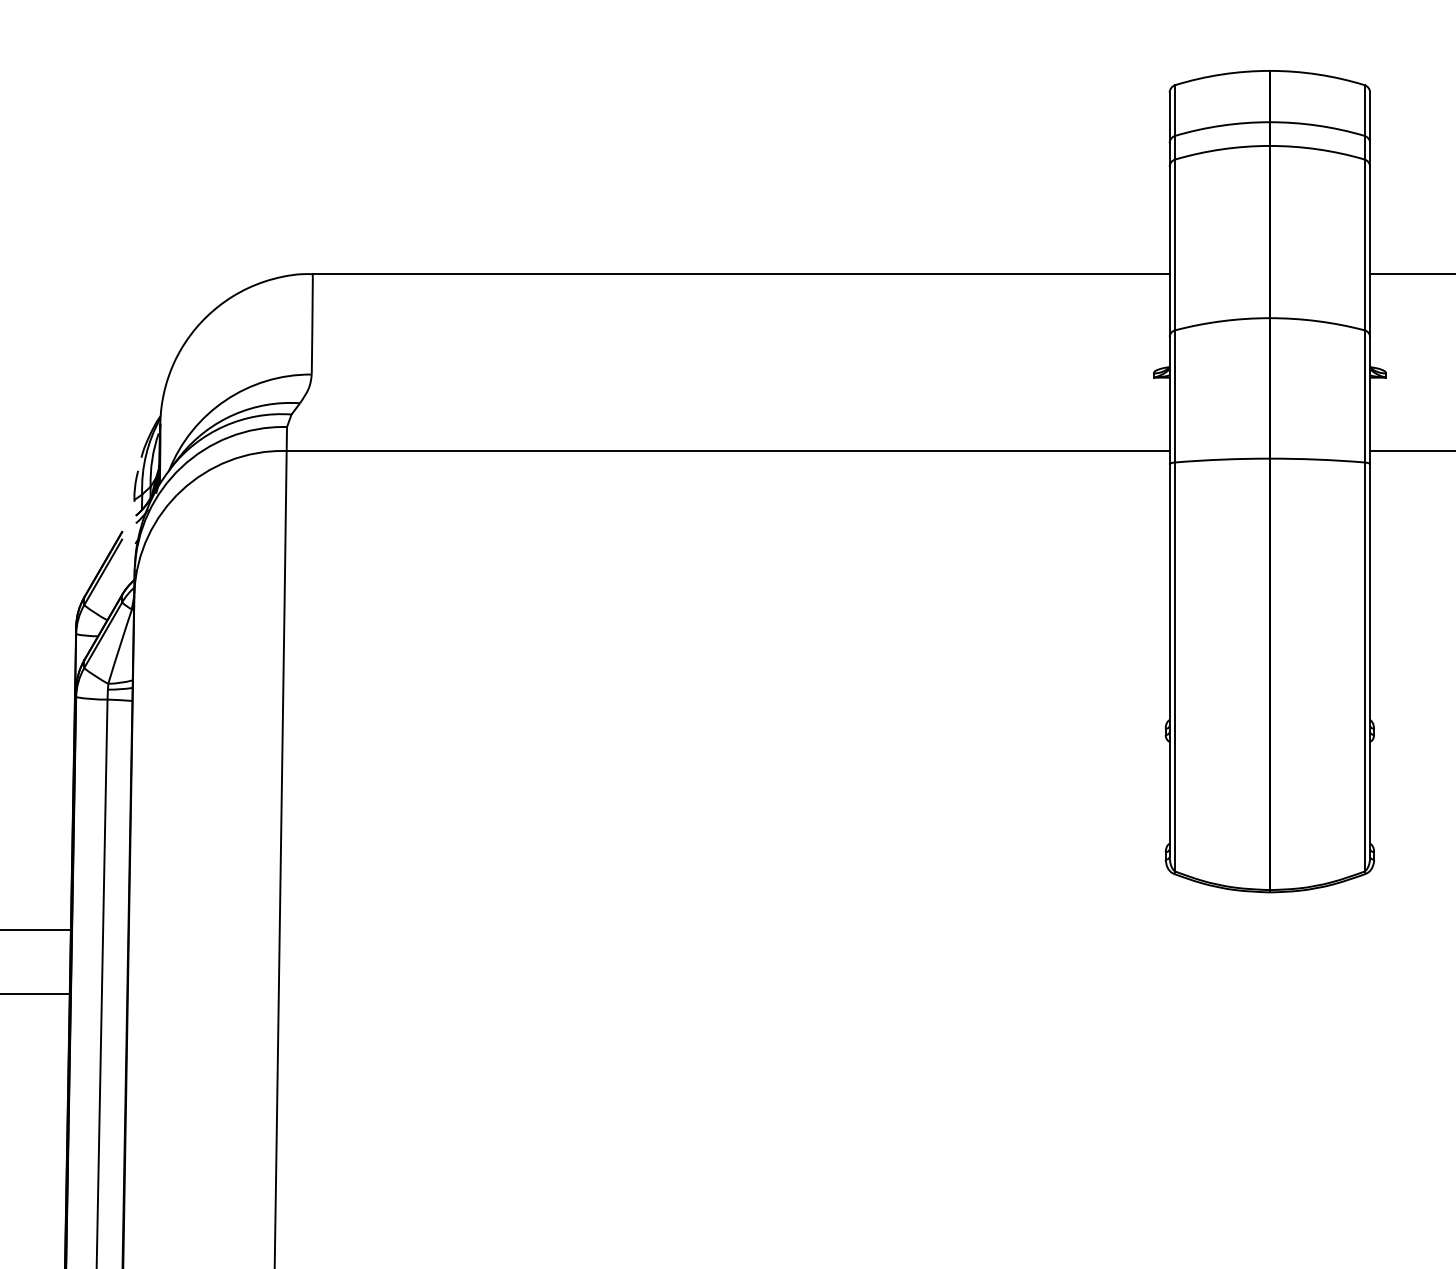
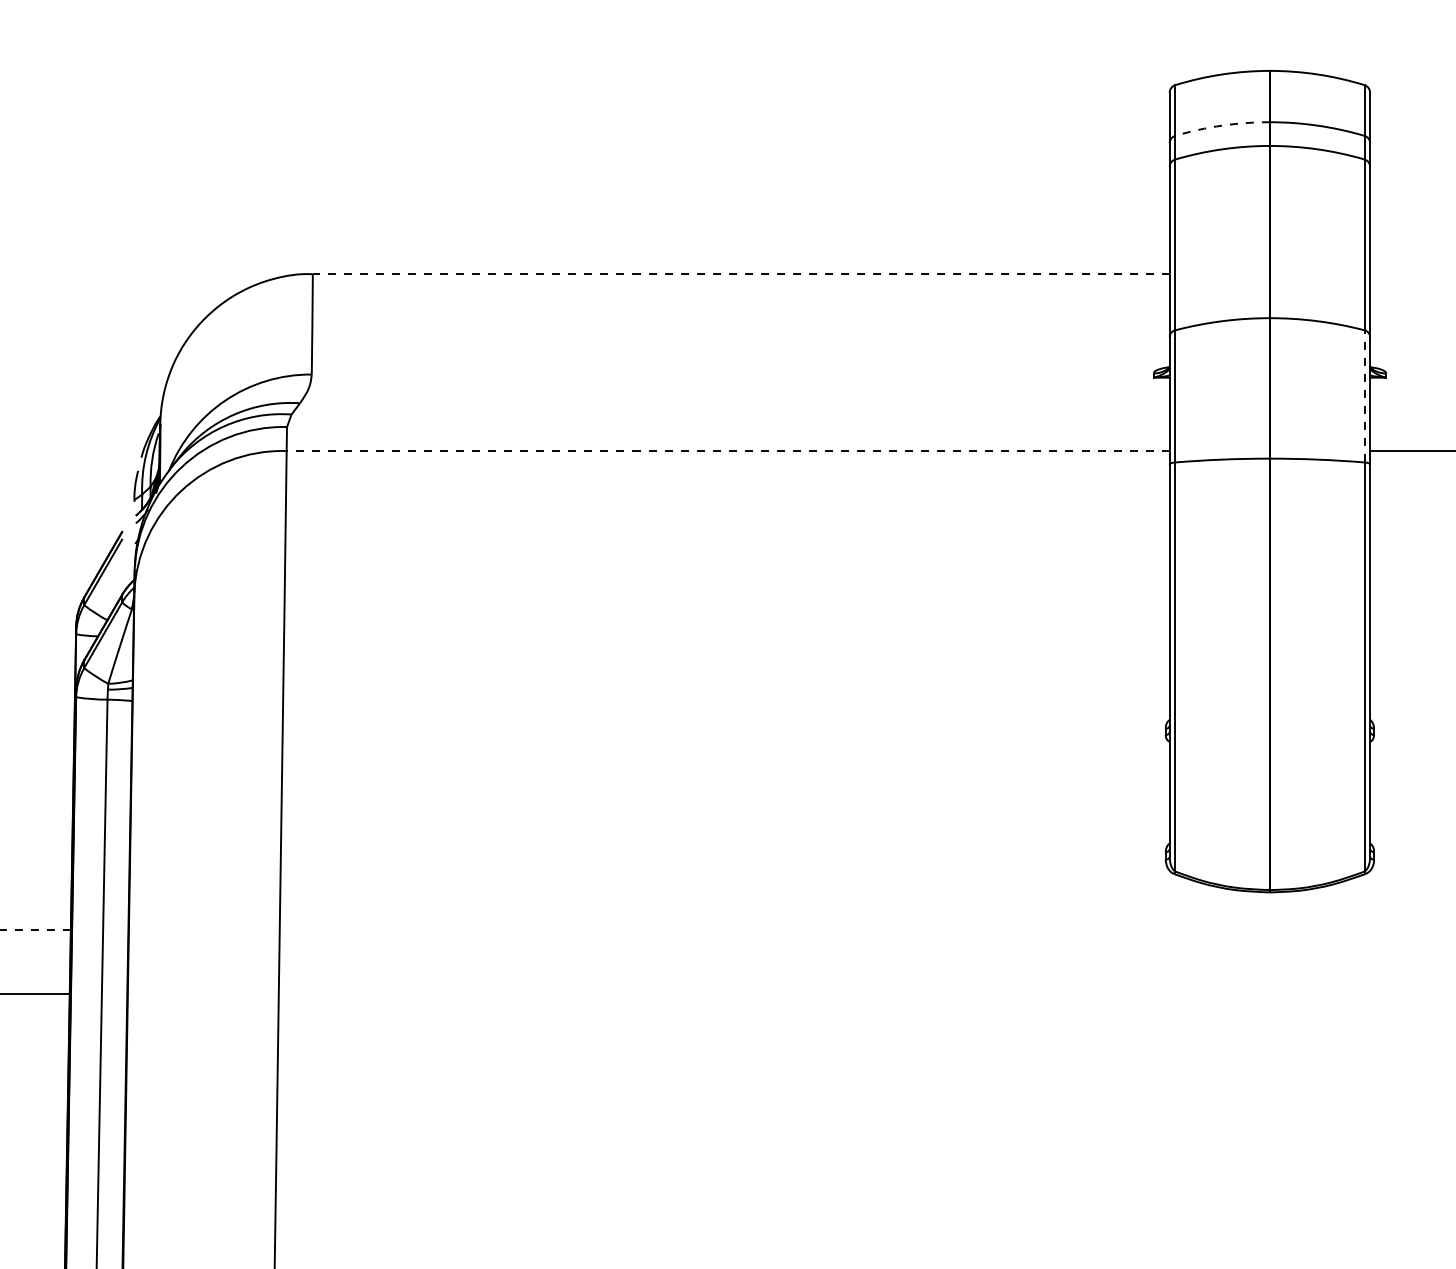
arc: solid -> dashed (1222, 125)
line: solid -> dashed (740, 273)
line: present -> none (1411, 273)
line: solid -> dashed (1364, 395)
line: solid -> dashed (728, 451)
line: solid -> dashed (34, 930)
